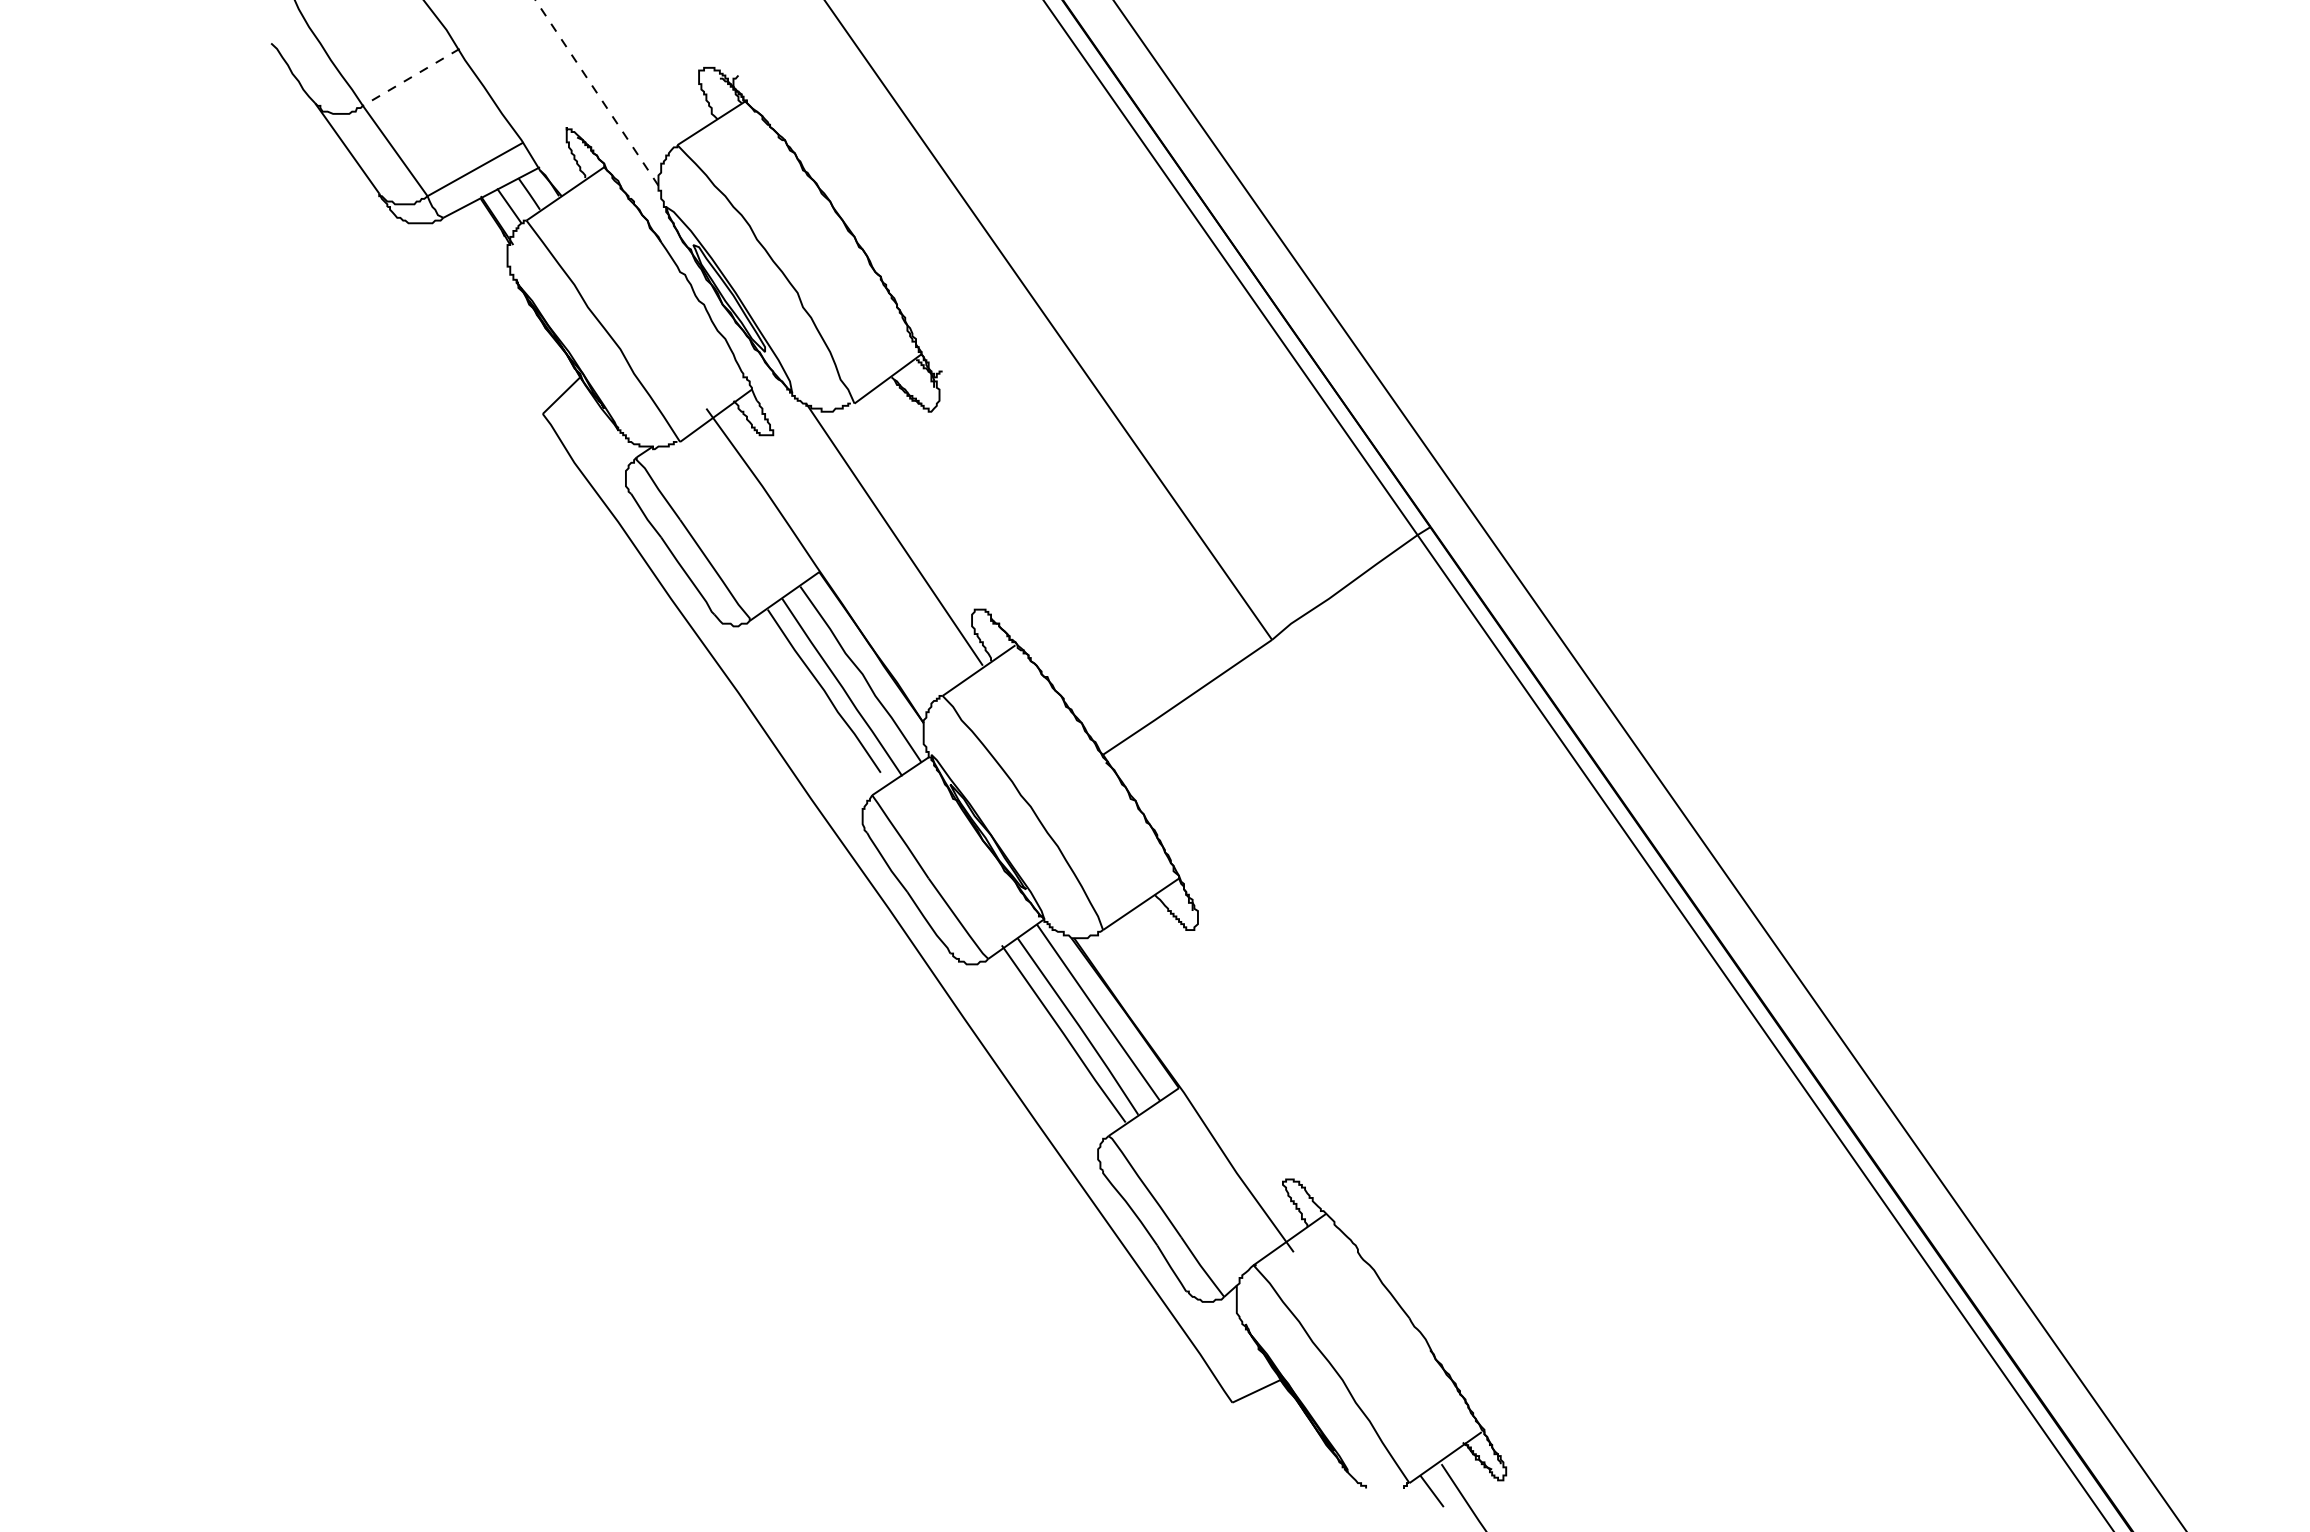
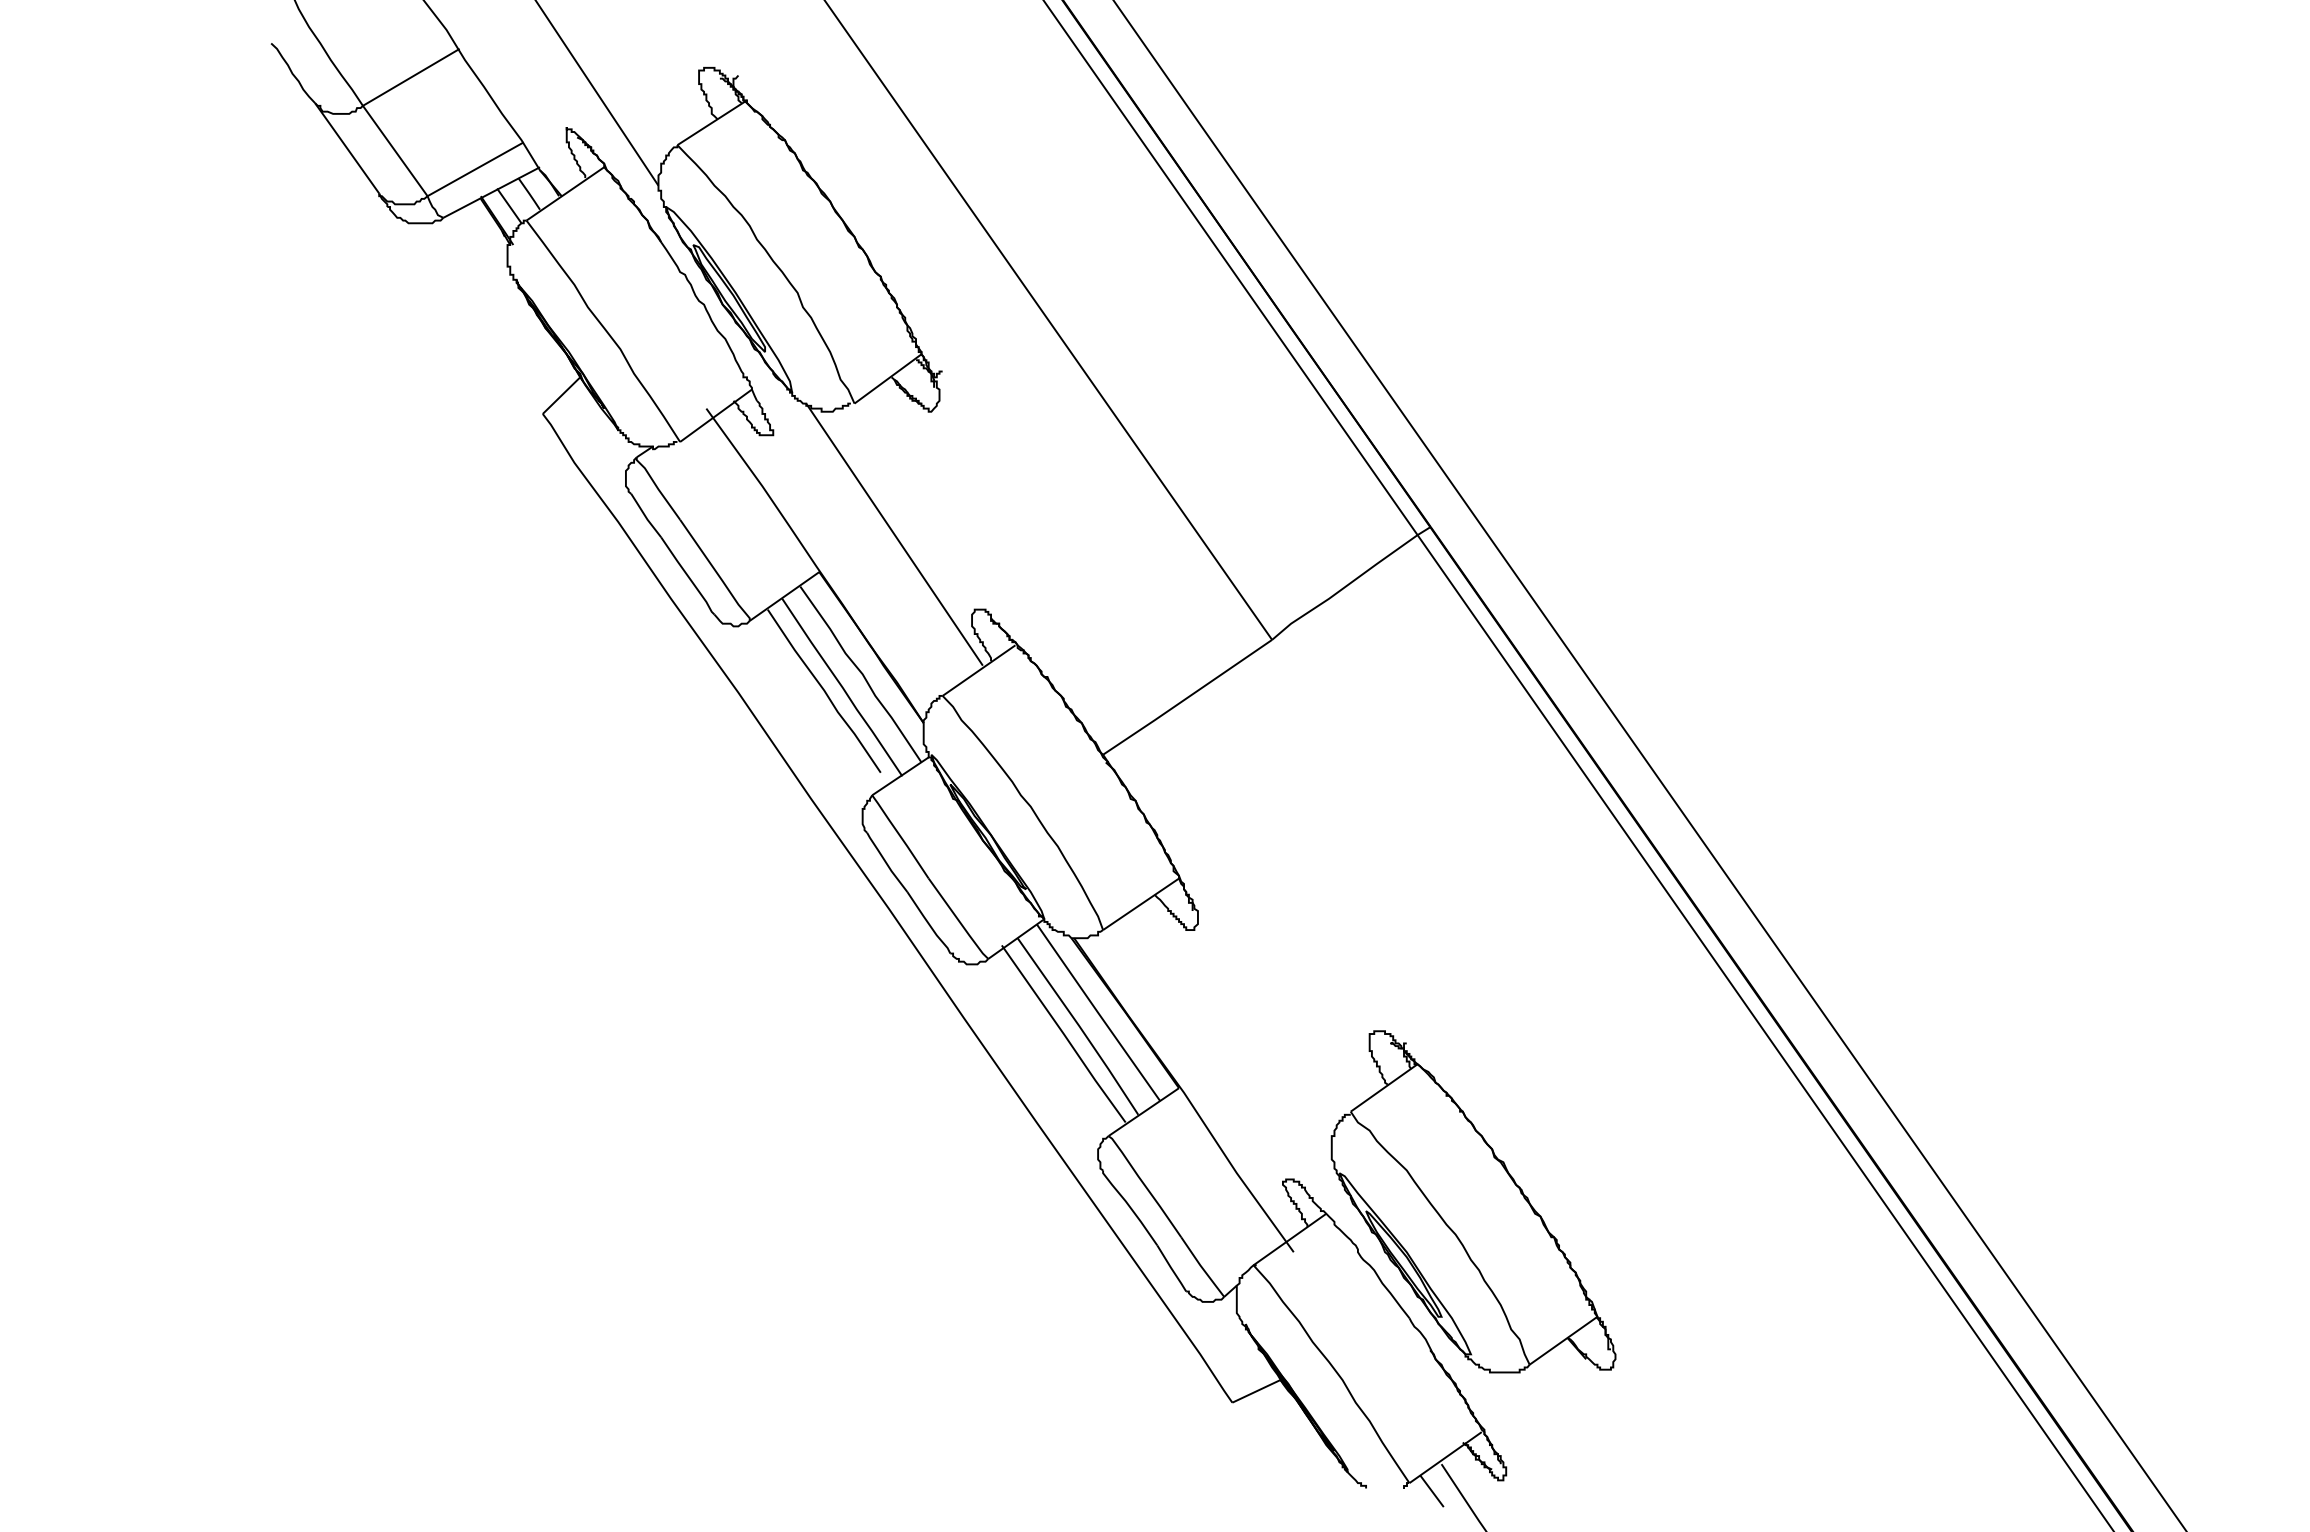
line: dashed -> solid (410, 77)
line: dashed -> solid (597, 93)
part: none -> present (1473, 1201)
